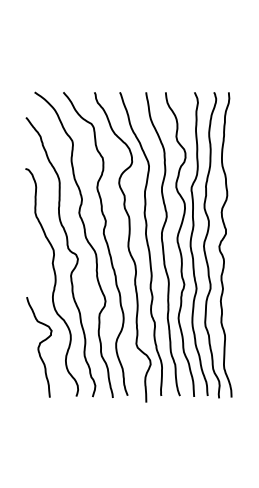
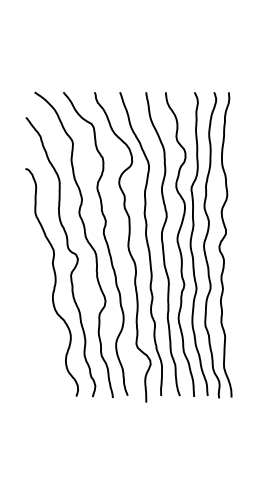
curve: present -> none (39, 347)
